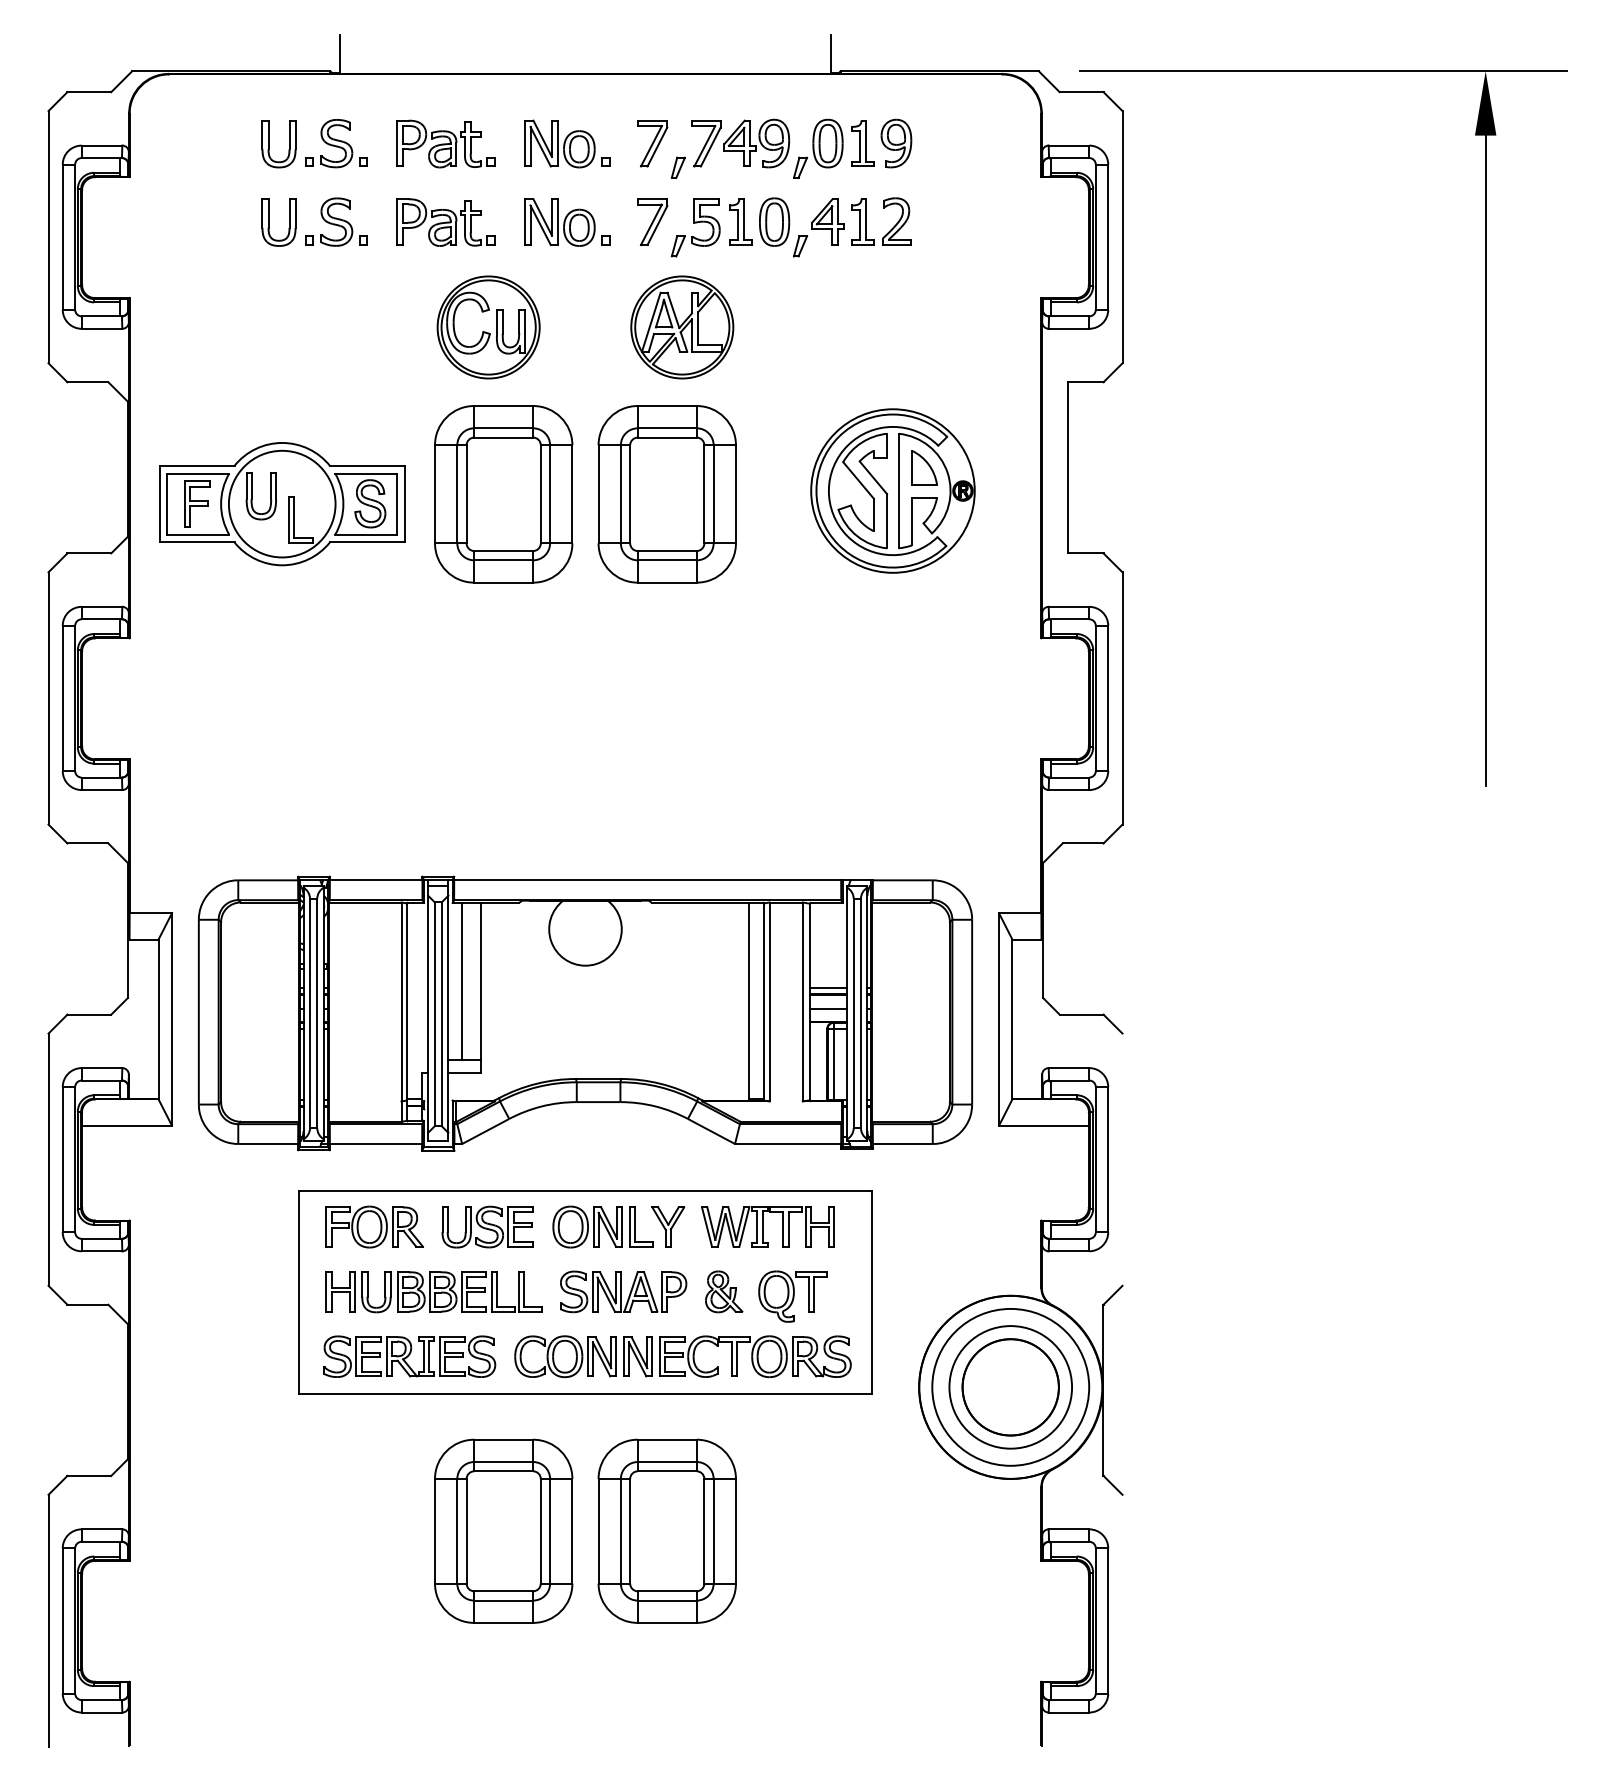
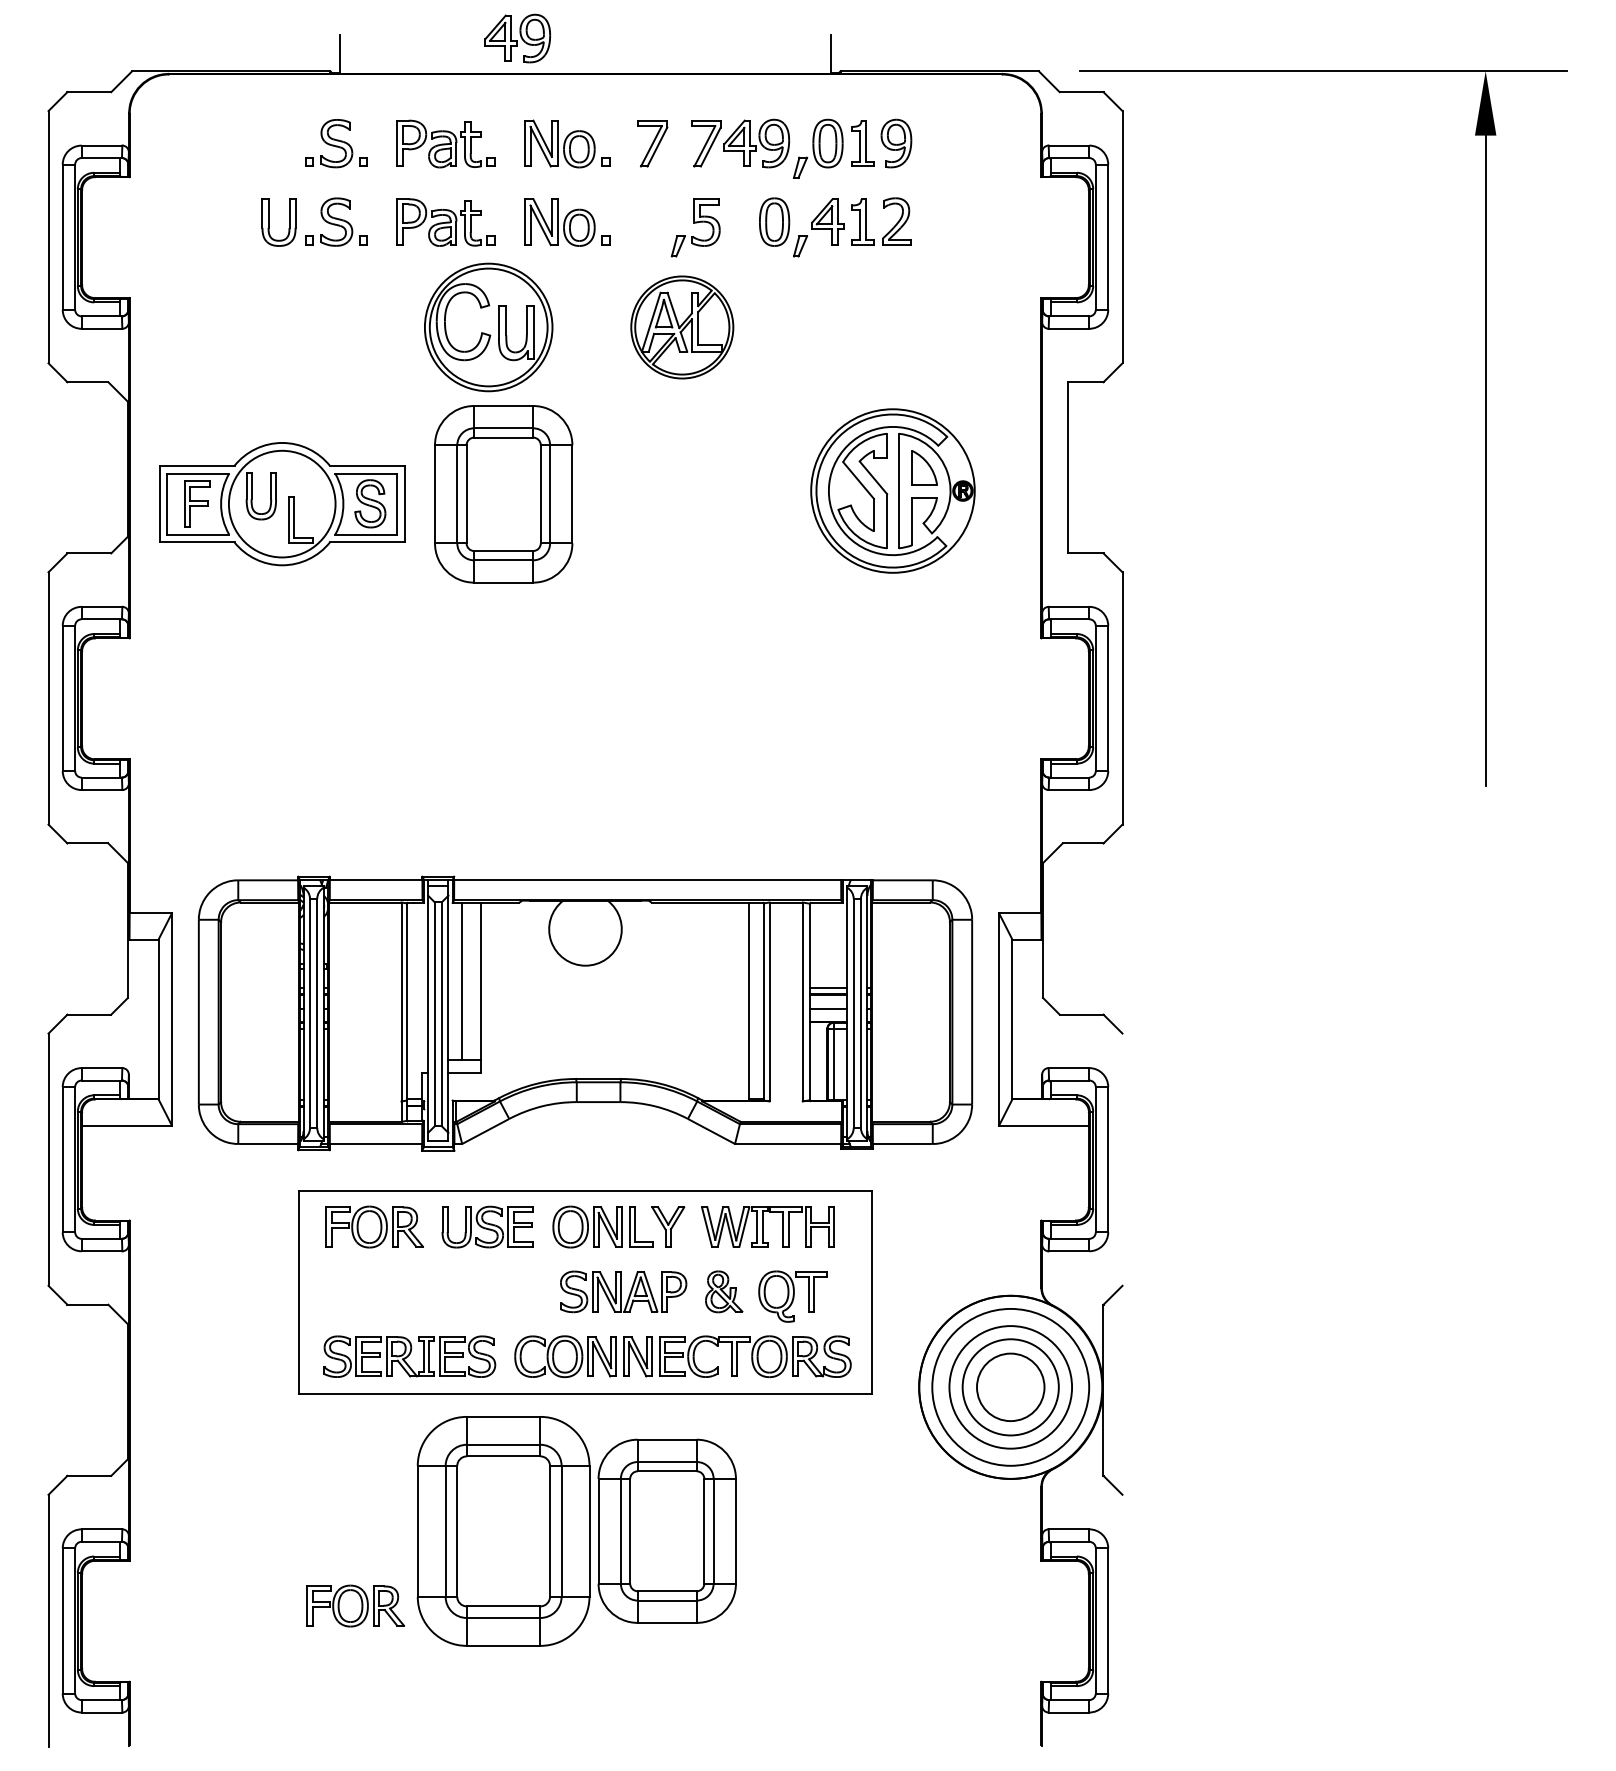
part: none -> present (517, 38)
part: present -> none (269, 144)
part: present -> none (677, 167)
part: present -> none (740, 221)
part: present -> none (652, 222)
part size: 105x105 px -> 130x131 px (488, 327)
part: present -> none (666, 494)
part: present -> none (433, 1292)
circle diameter: 96 px -> 68 px (1010, 1387)
part size: 140x186 px -> 175x231 px (503, 1531)
part: none -> present (355, 1605)
